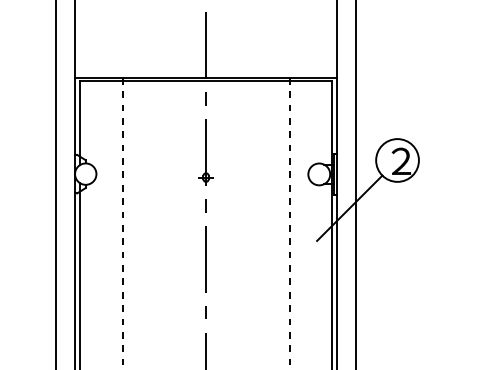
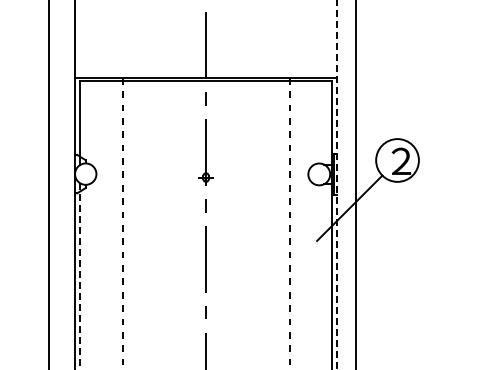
line position: (56, 184) -> (49, 184) (49, 184)
line: solid -> dashed (337, 185)
line: solid -> dashed (79, 276)
